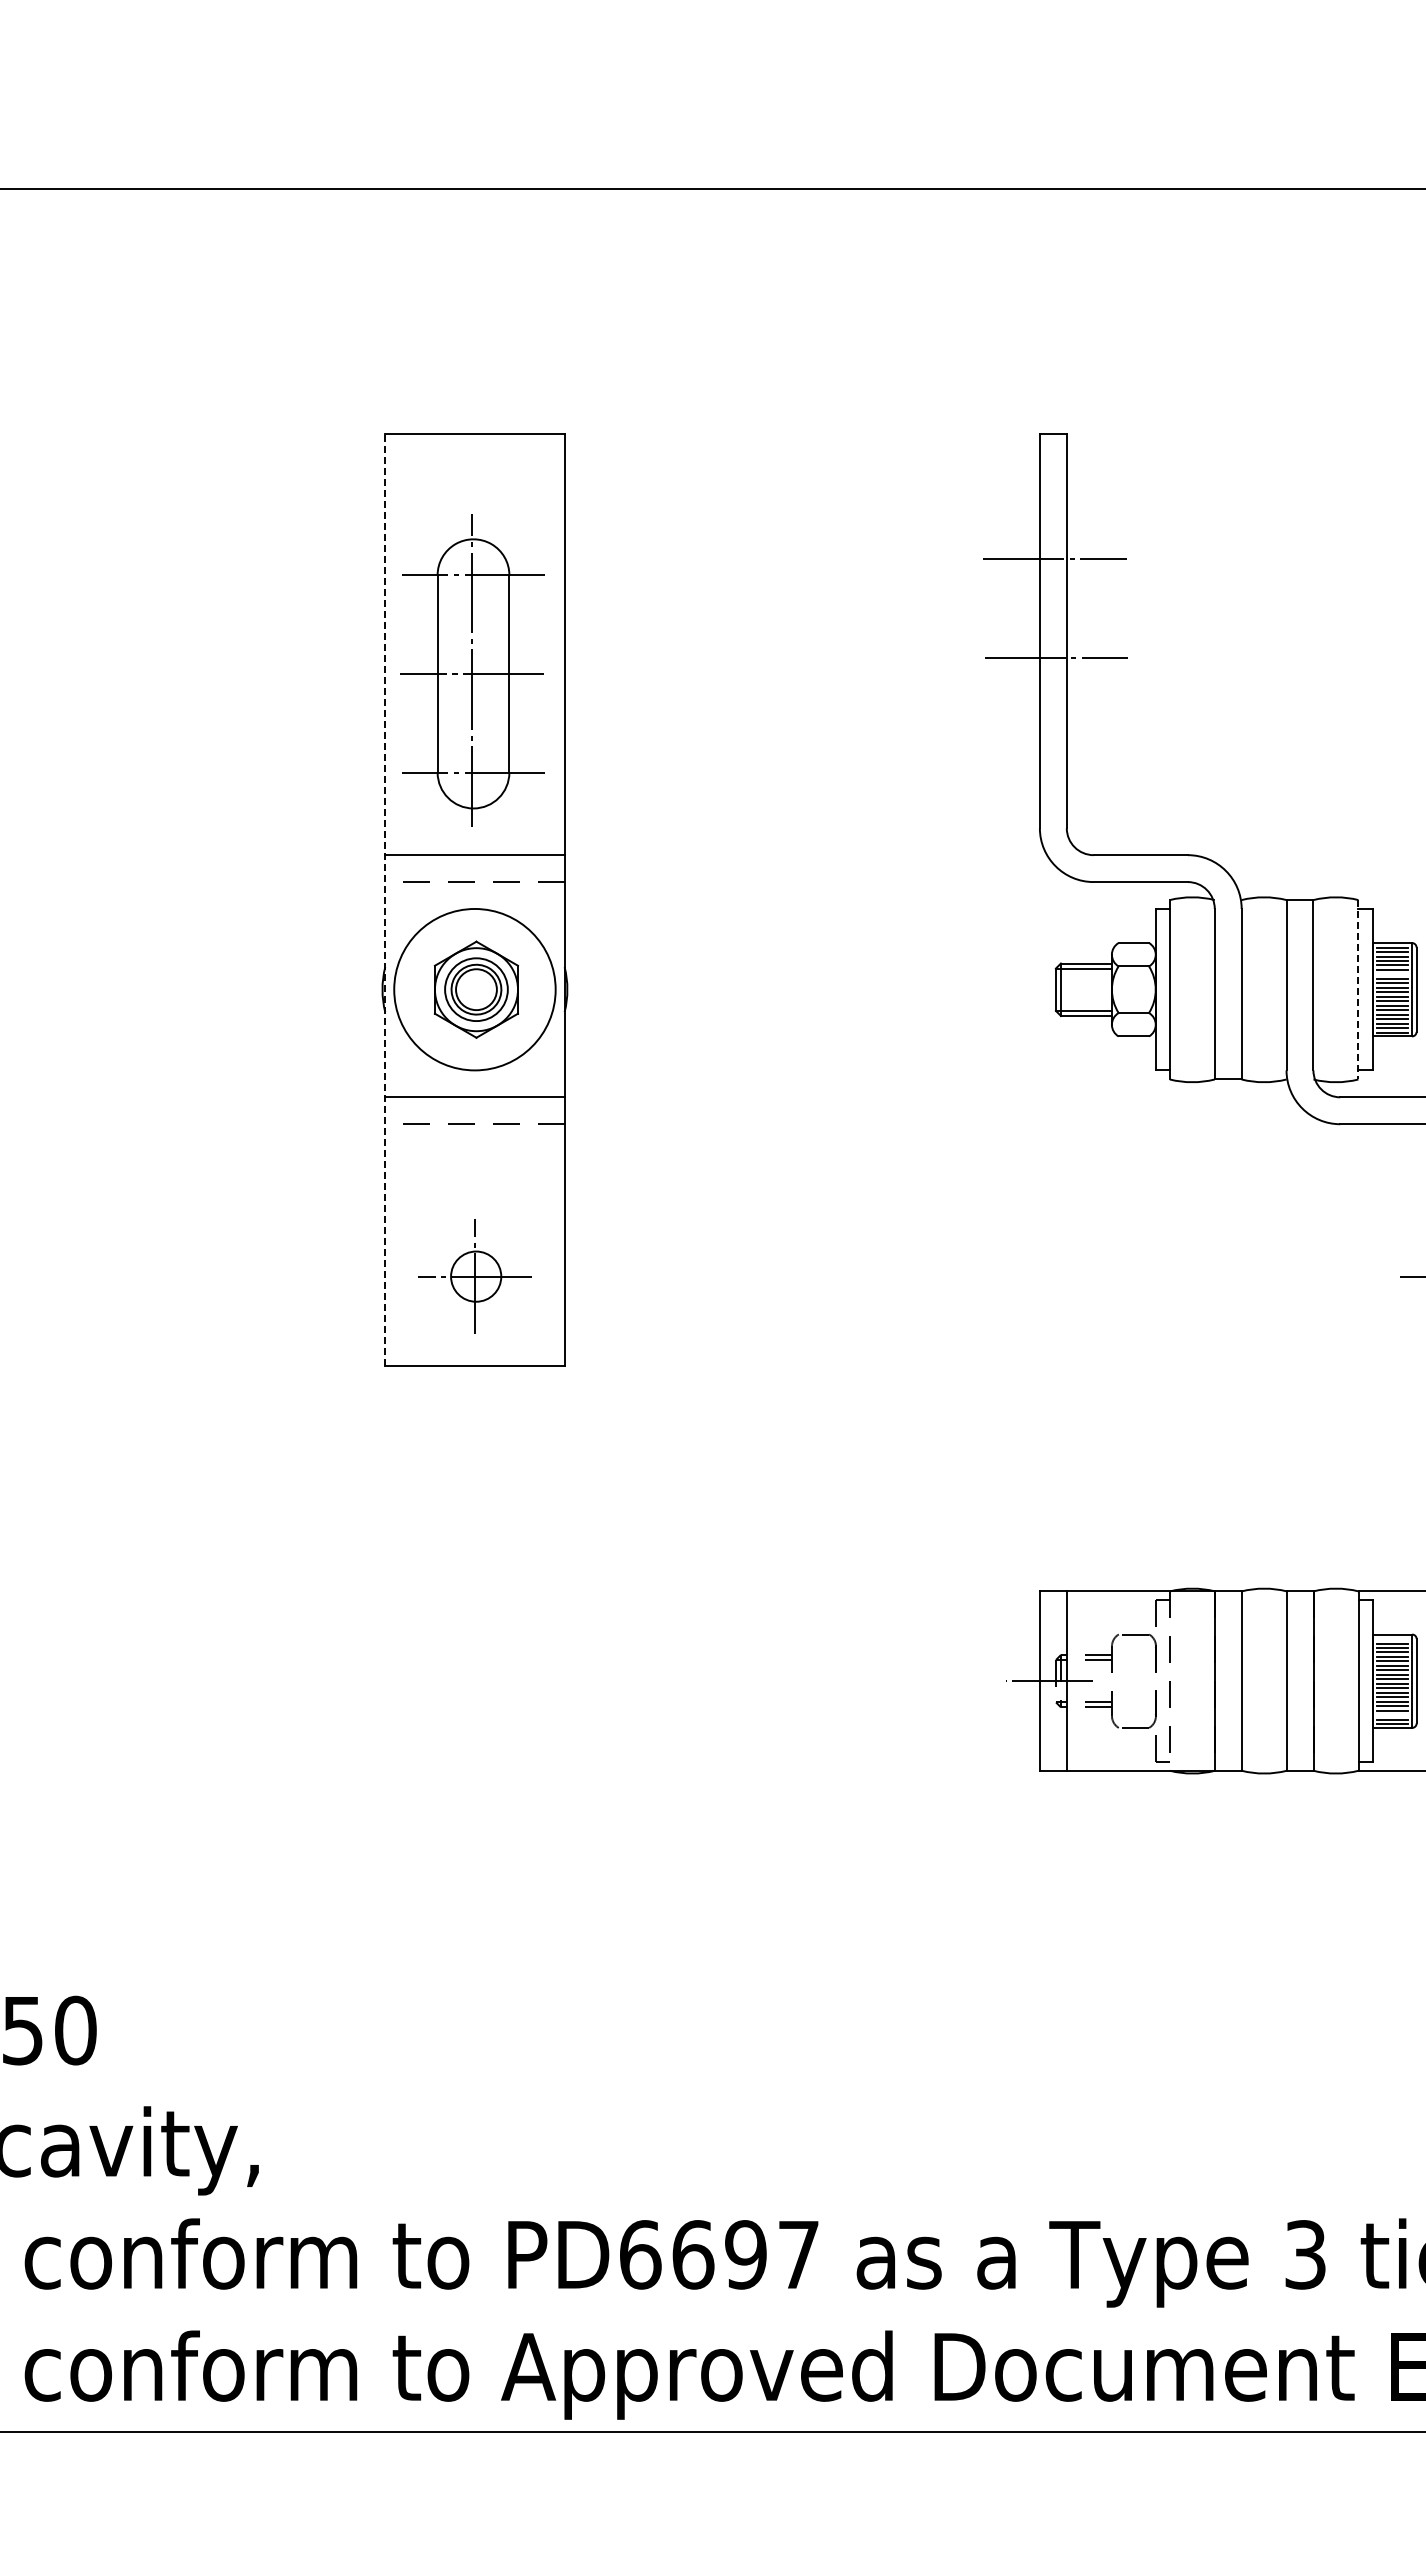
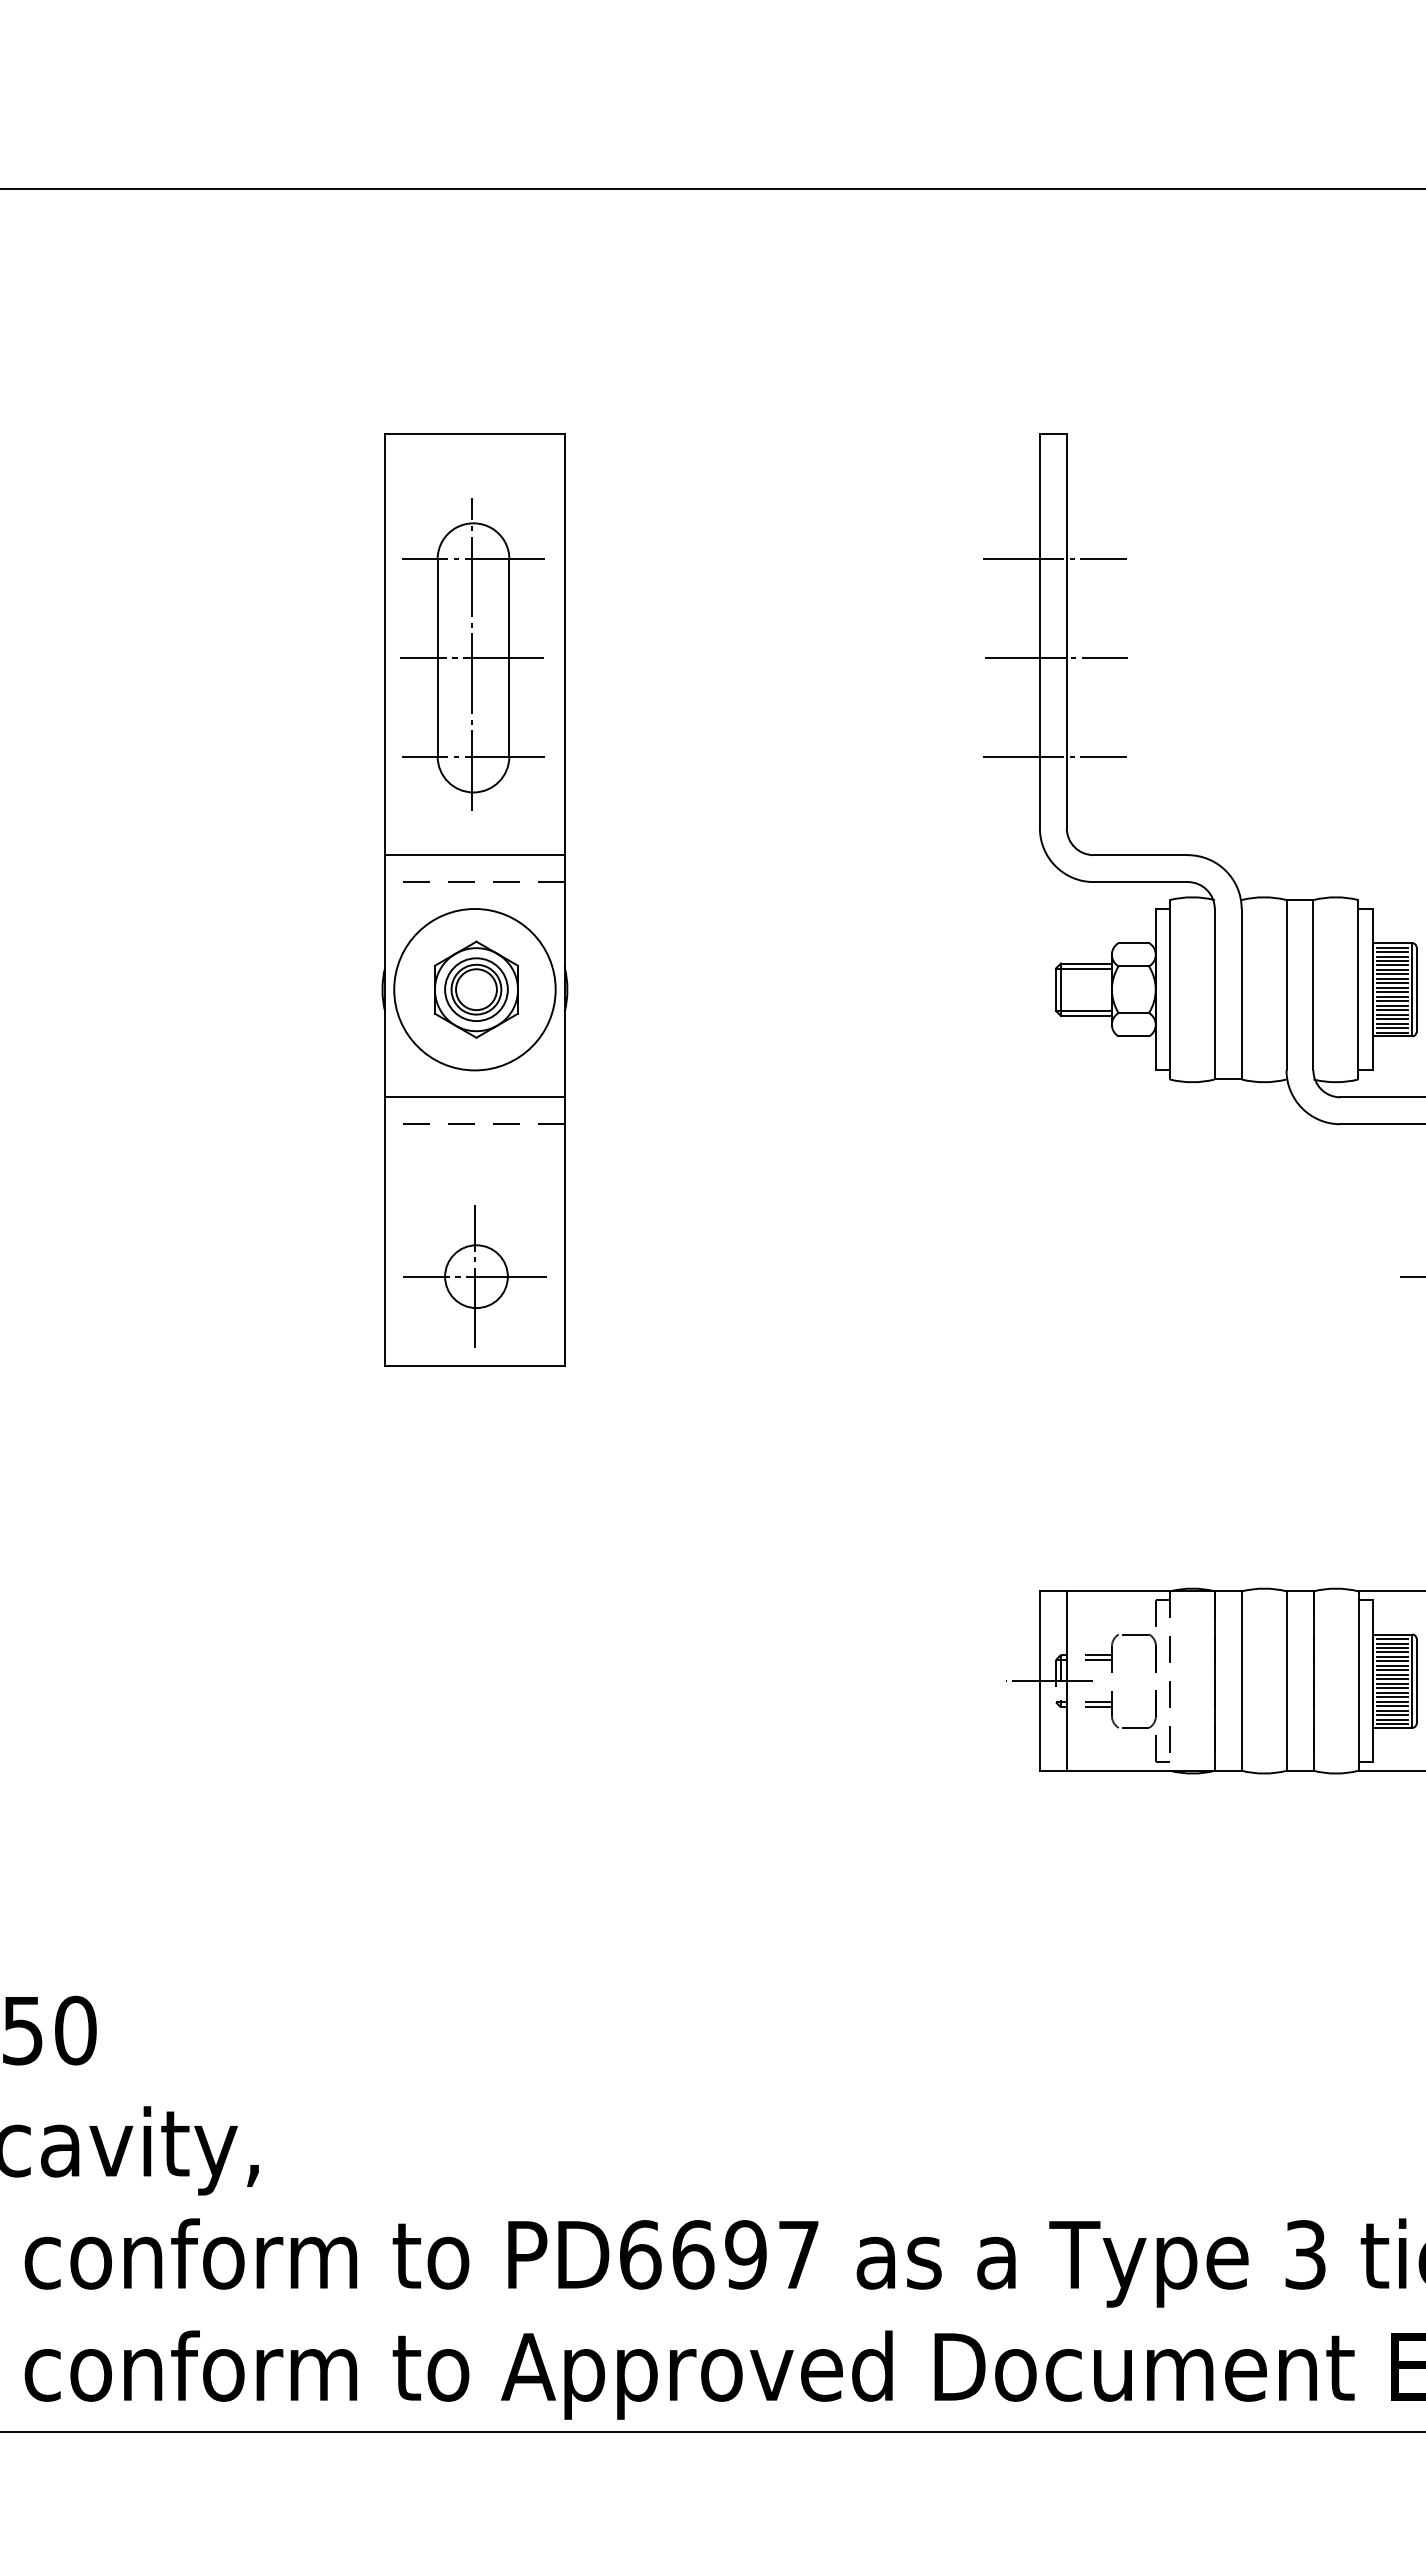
part position: (472, 670) -> (472, 654) (472, 654)
line: none -> present (1054, 756)
line: dashed -> solid (385, 899)
line: none -> present (1392, 974)
line: dashed -> solid (1358, 989)
part size: 114x115 px -> 144x143 px (474, 1276)
line: none -> present (1392, 1639)
line: none -> present (1392, 1715)
